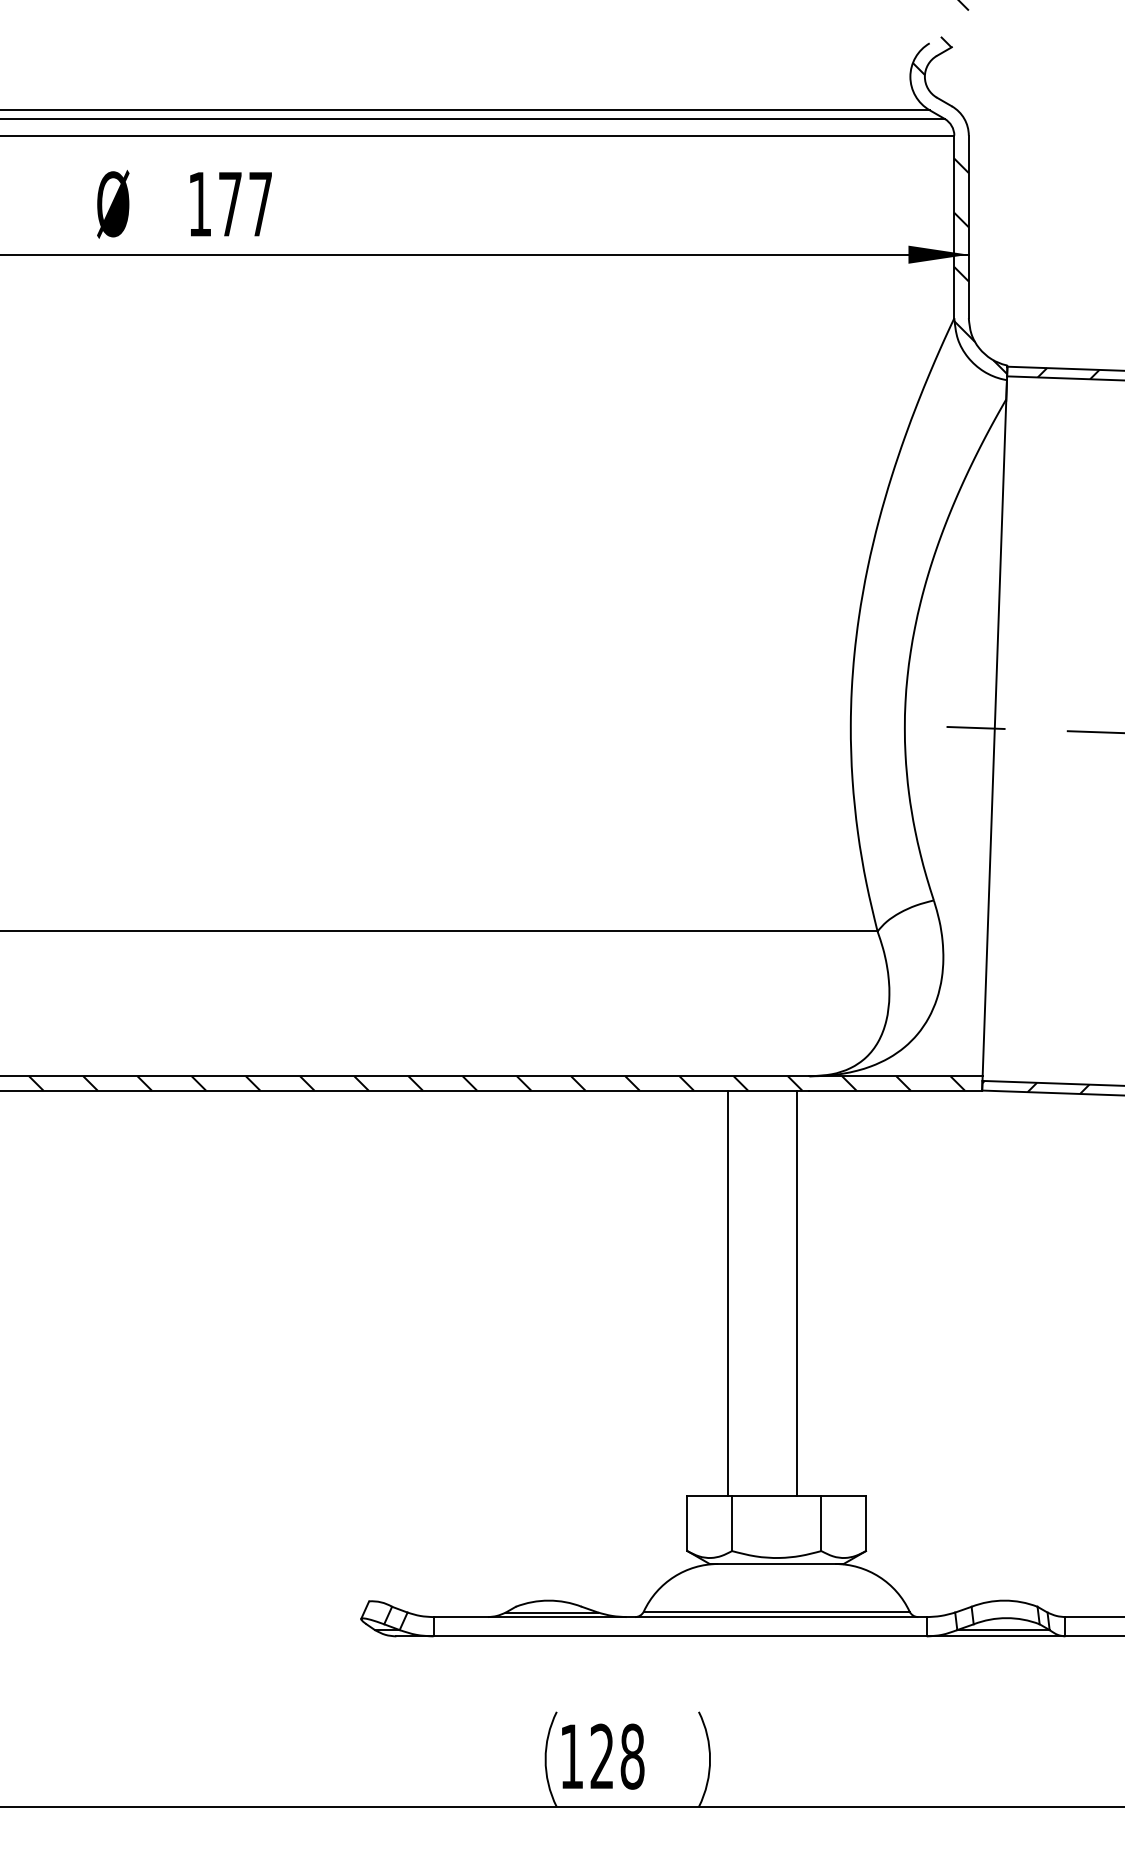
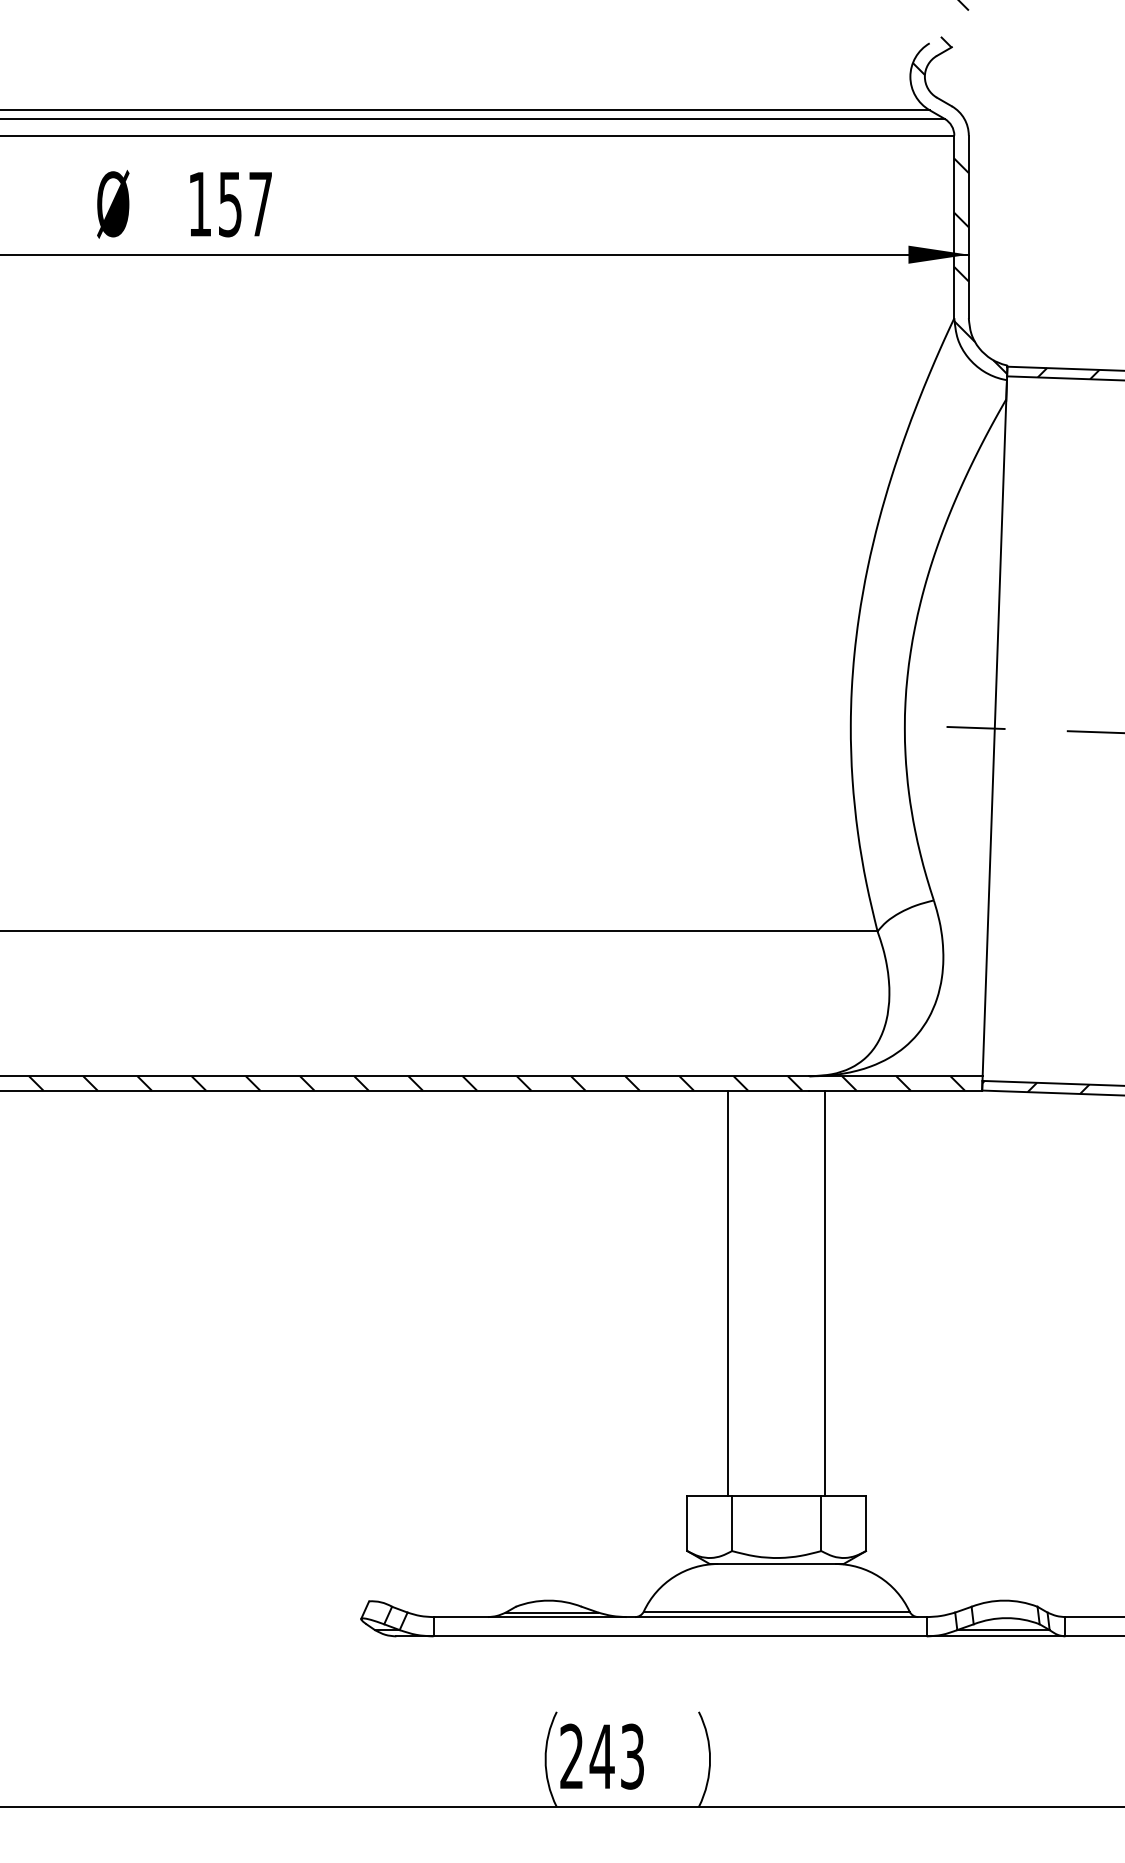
text: 177 -> 157 (230, 204)
line position: (797, 1293) -> (825, 1293) (825, 1293)
text: 128 -> 243 (602, 1756)
